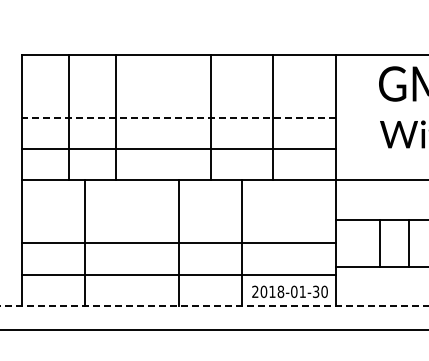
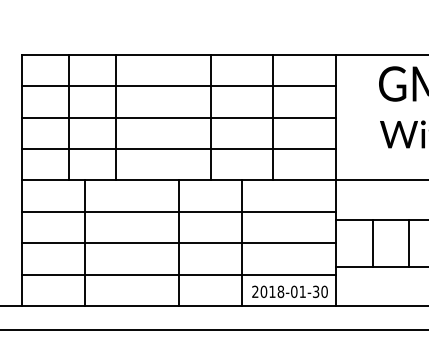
line: none -> present (178, 86)
line: dashed -> solid (178, 117)
line: none -> present (178, 211)
line position: (379, 243) -> (372, 243) (372, 243)
line: dashed -> solid (214, 306)
